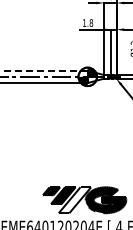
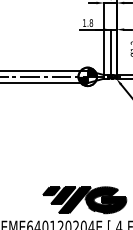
line: dashed -> solid (43, 70)
fill: none -> present (74, 200)
